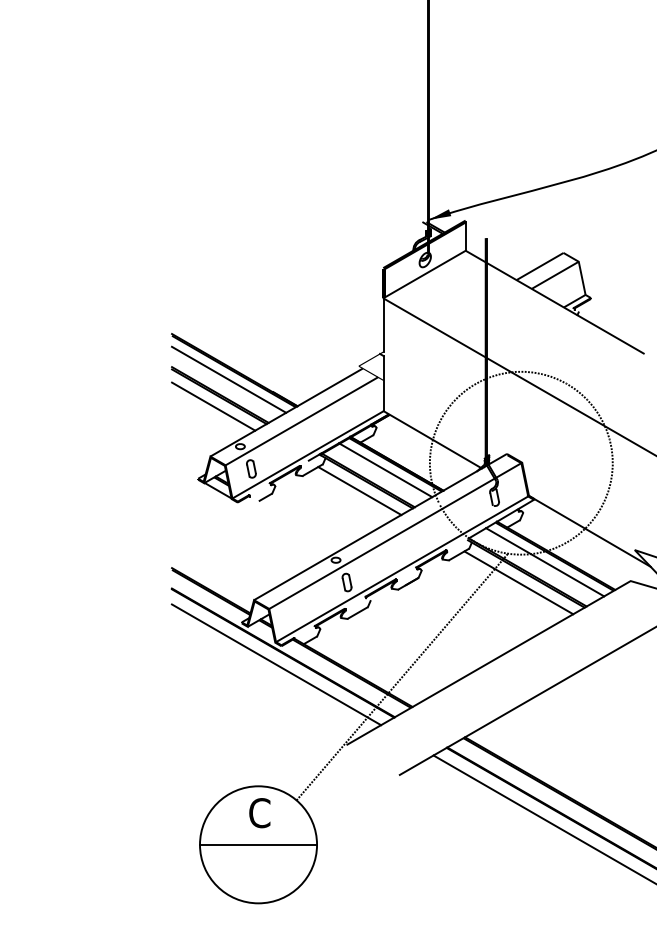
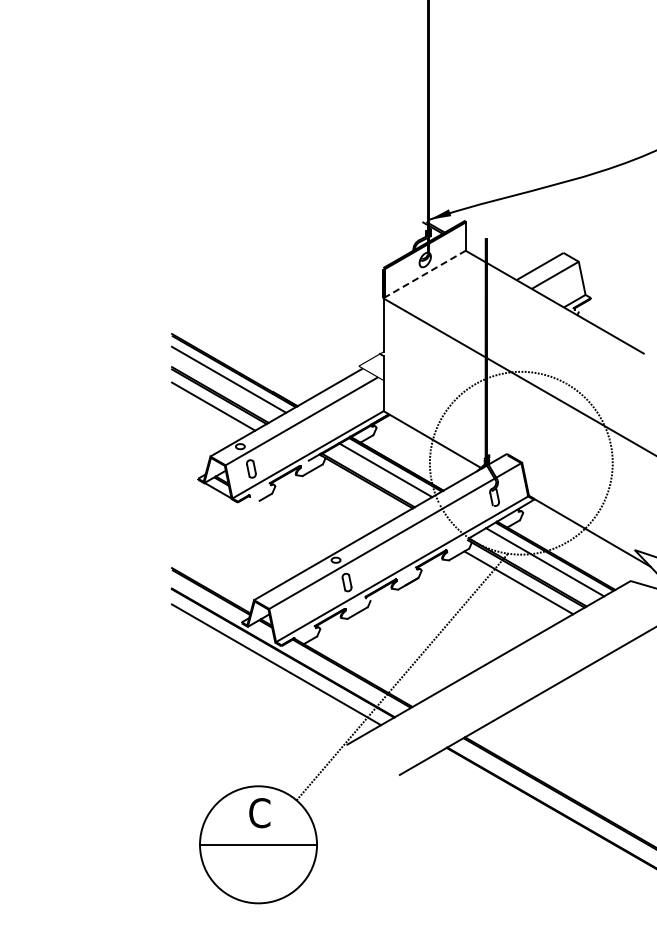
line: solid -> dashed (424, 274)
line: present -> none (359, 491)
line: present -> none (543, 818)
